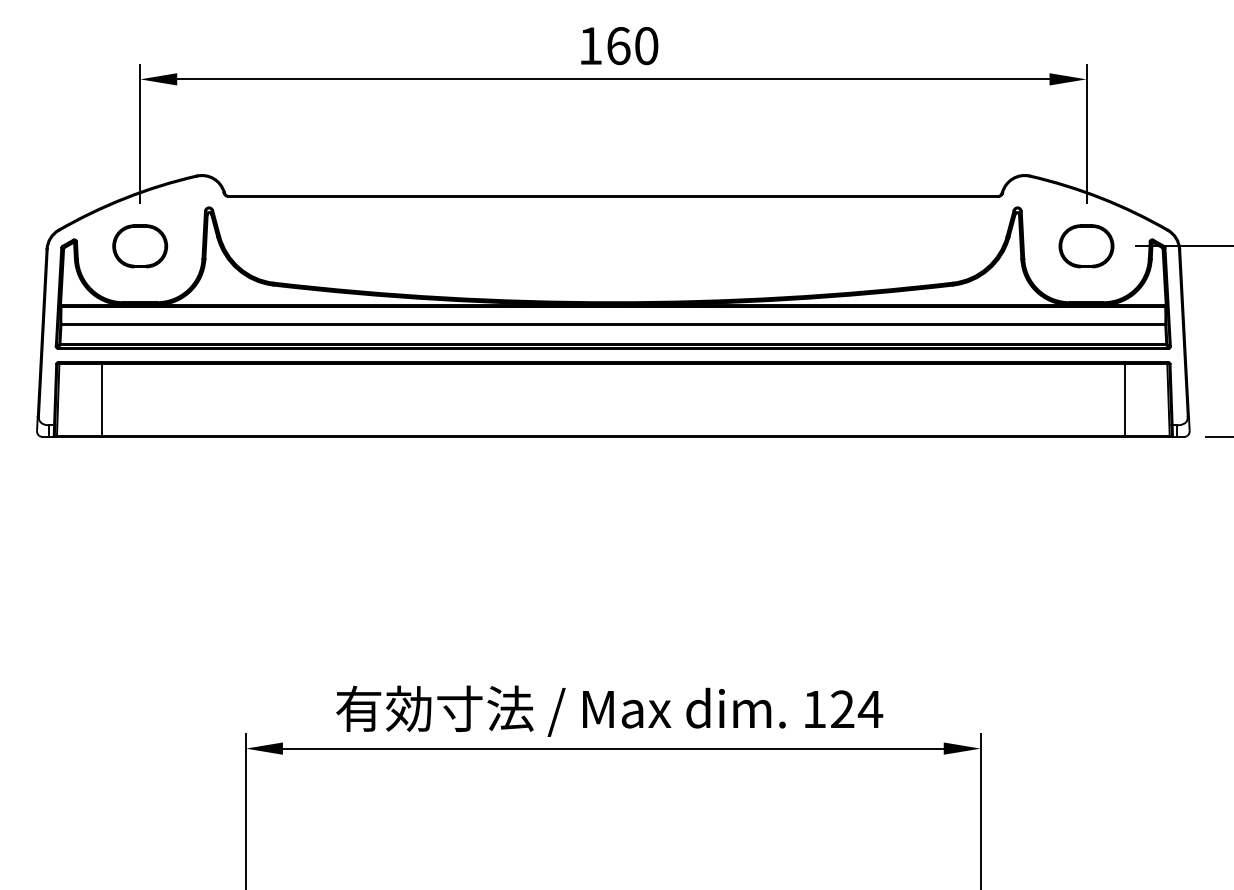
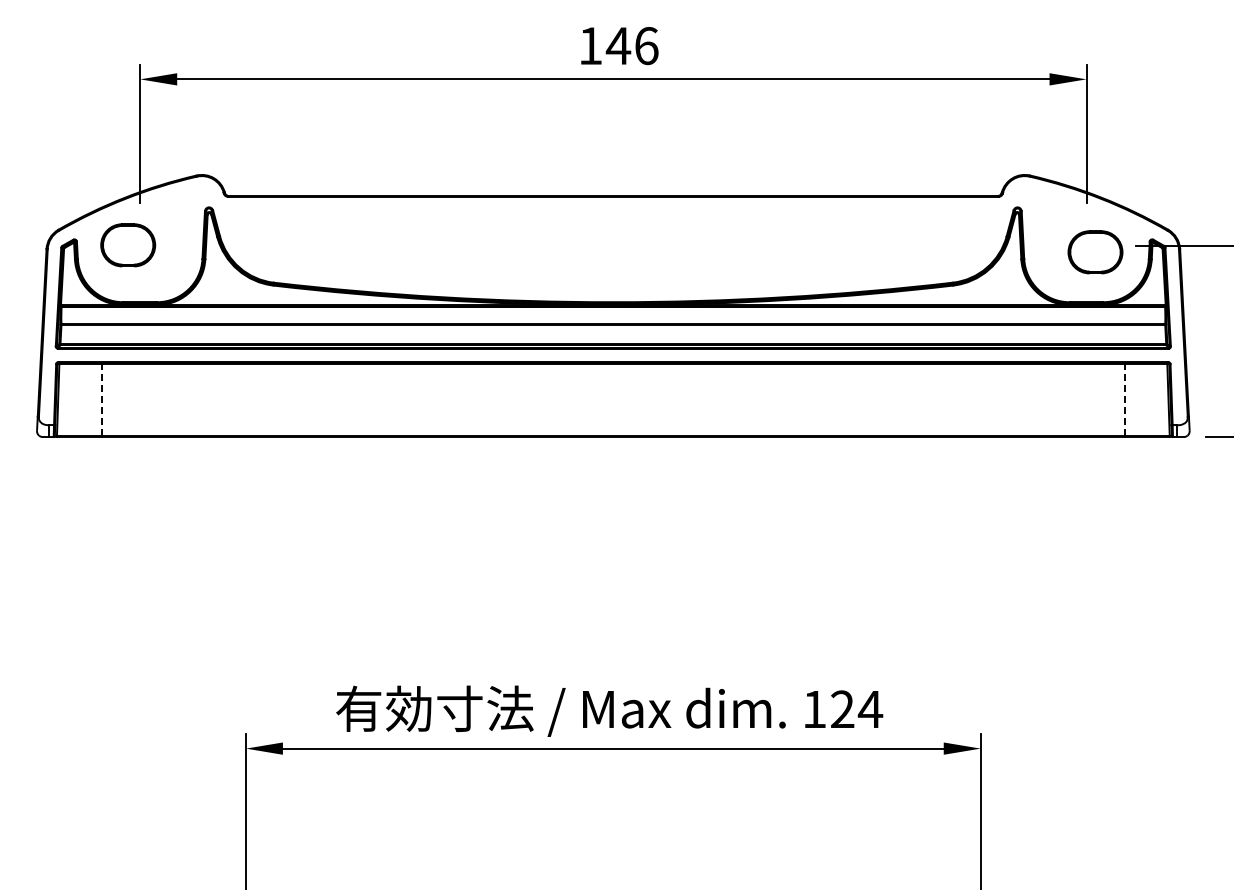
text: 160 -> 146 (631, 46)
part position: (140, 246) -> (128, 245) (128, 245)
part position: (1086, 246) -> (1095, 252) (1095, 252)
line: solid -> dashed (101, 400)
line: solid -> dashed (1124, 400)
